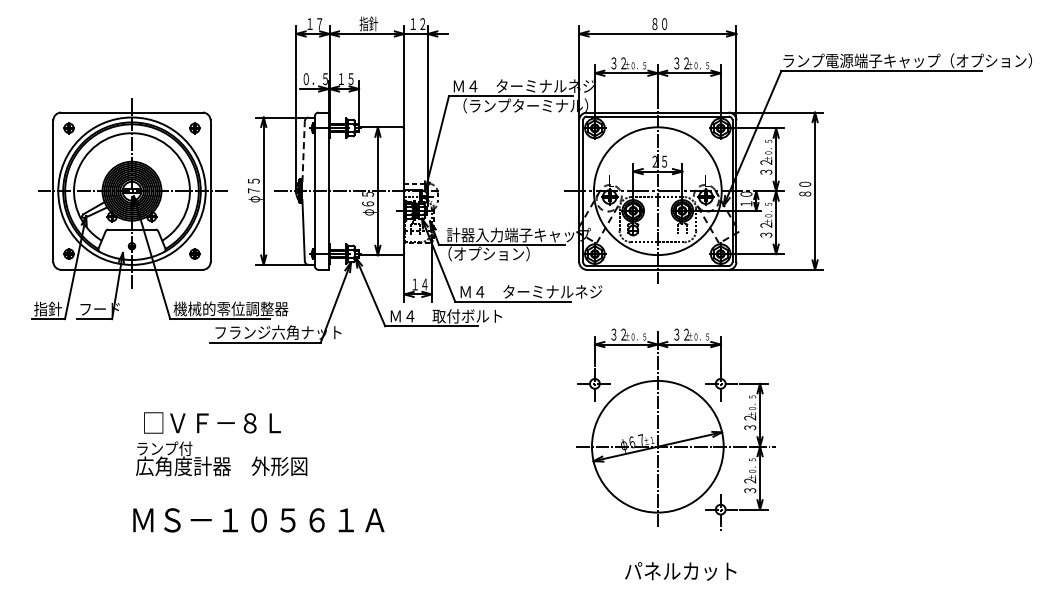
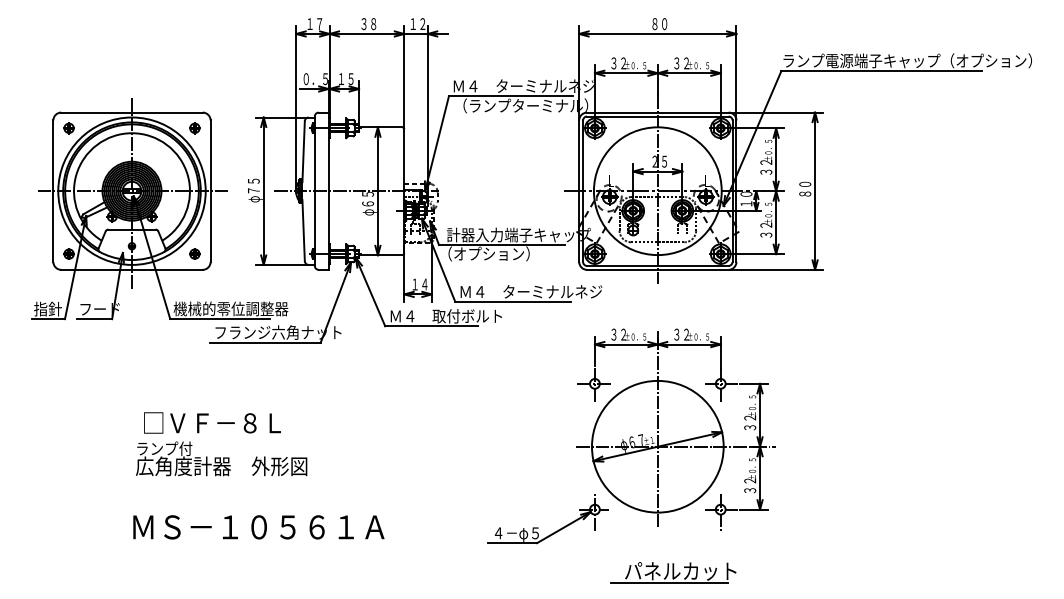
text: 指針 -> ３８ (368, 23)
line: dashed -> solid (303, 151)
text position: (258, 520) -> (258, 527) (258, 527)
part: none -> present (538, 527)
line: none -> present (669, 583)
